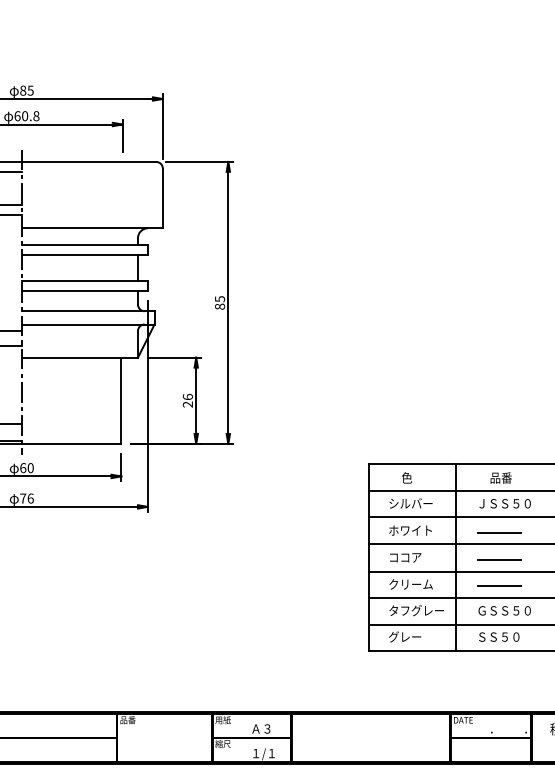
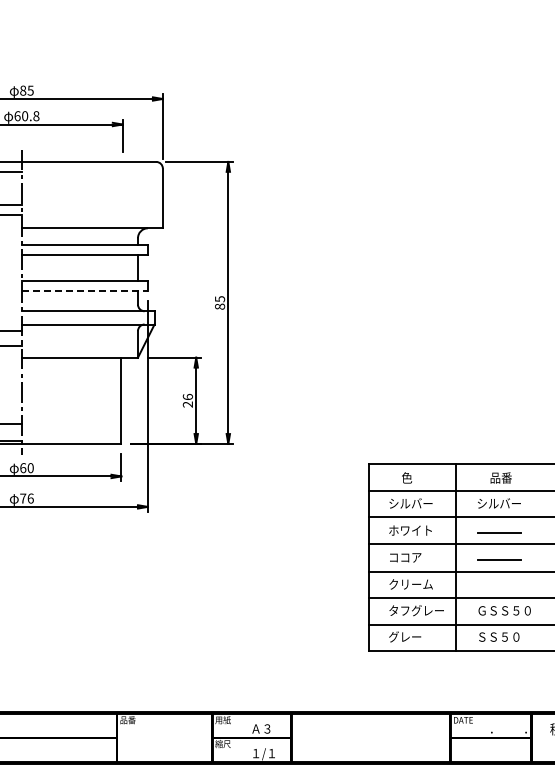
line: solid -> dashed (85, 291)
text: ＪＳＳ５０ -> シルバー (504, 503)
line: present -> none (499, 586)
